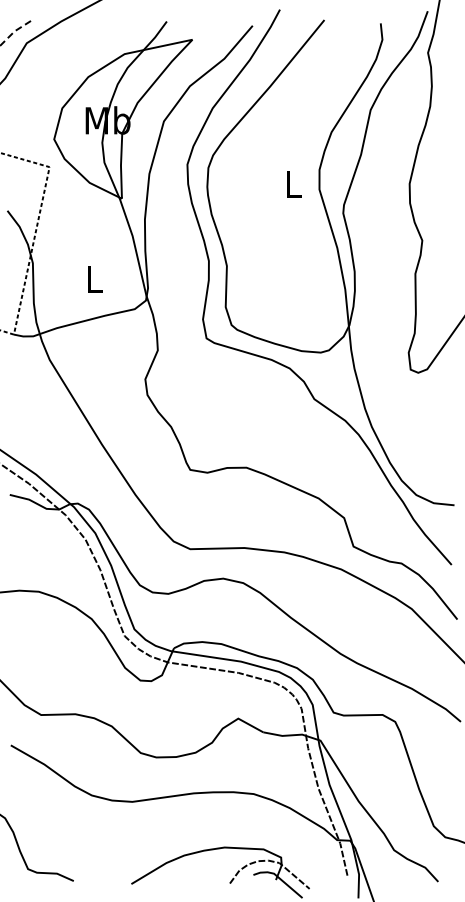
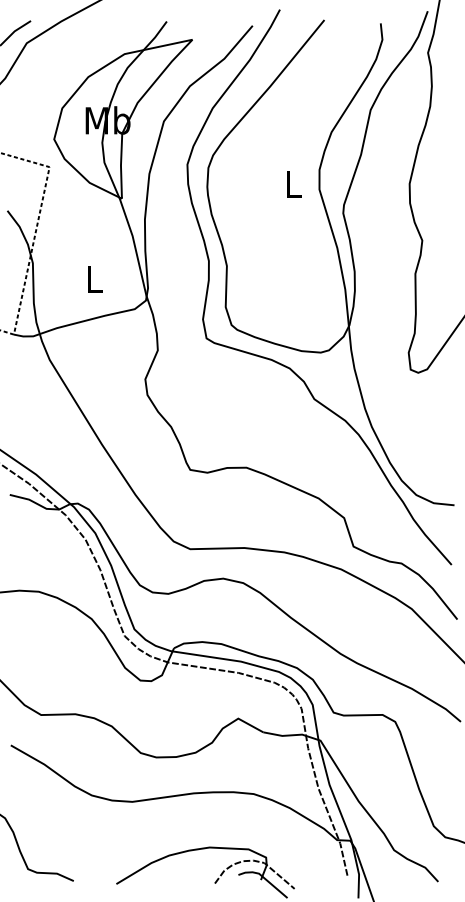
line: dashed -> solid (14, 31)
part position: (231, 879) -> (216, 879) (216, 879)
